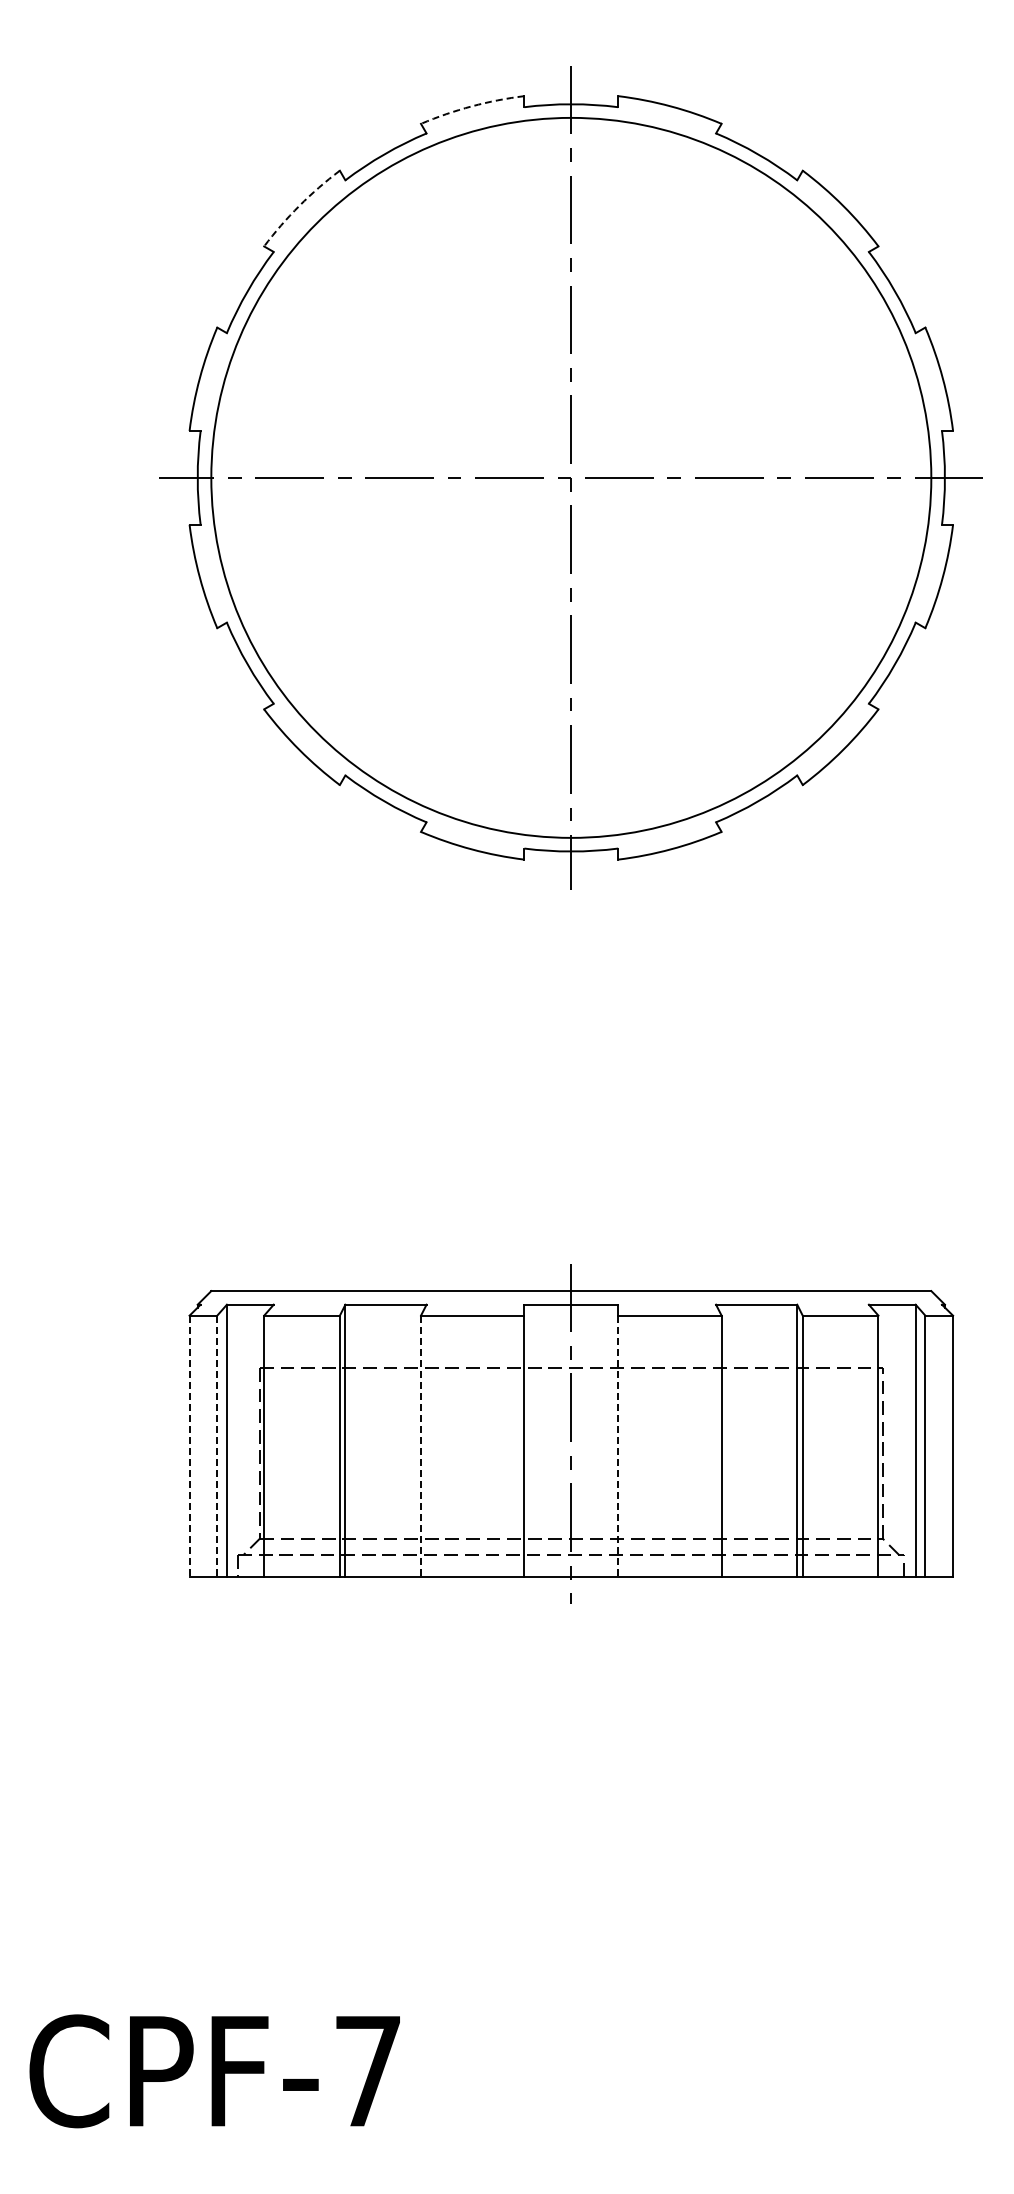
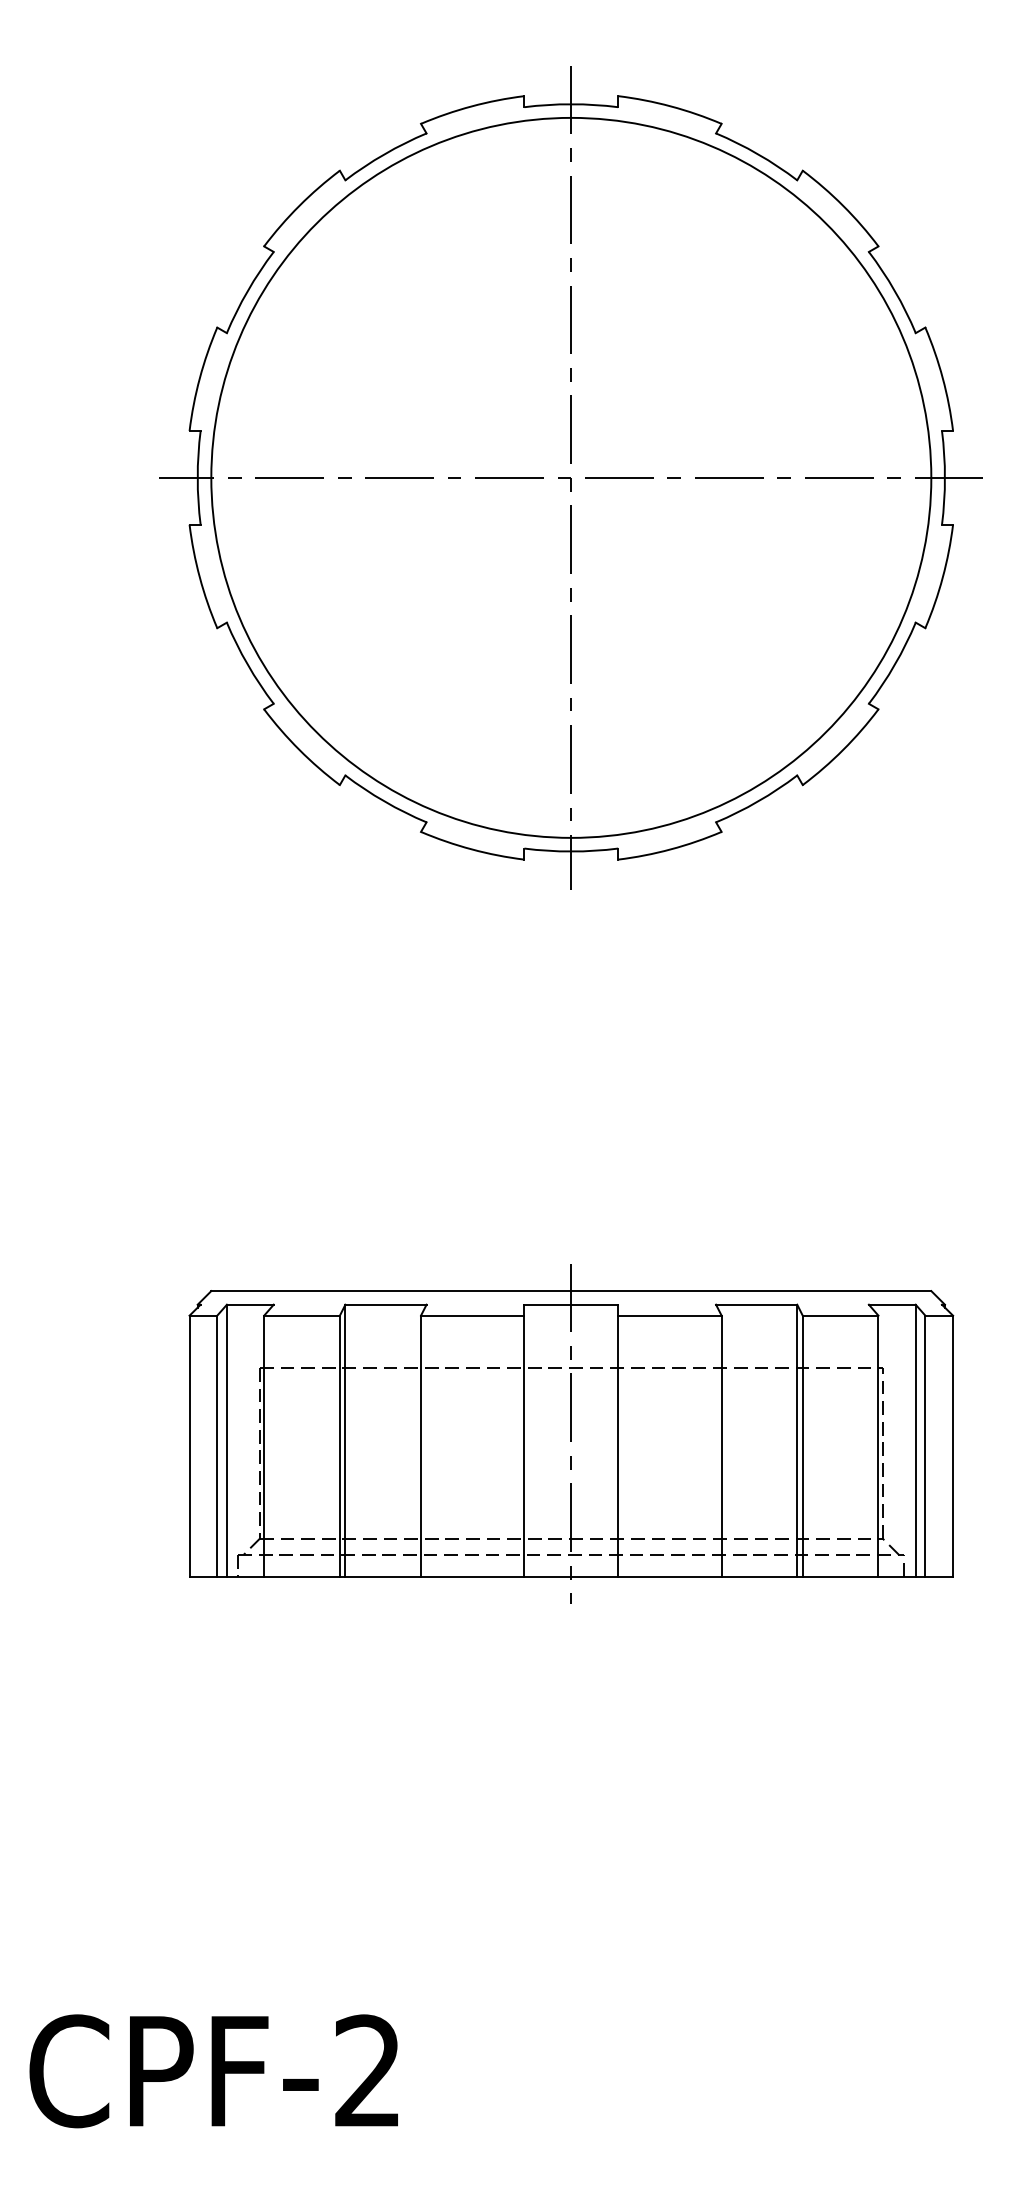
arc: dashed -> solid (471, 106)
arc: dashed -> solid (299, 205)
line: dashed -> solid (189, 1446)
line: dashed -> solid (217, 1446)
line: dashed -> solid (421, 1446)
line: dashed -> solid (618, 1446)
text: CPF-7 -> CPF-2 (367, 2070)
